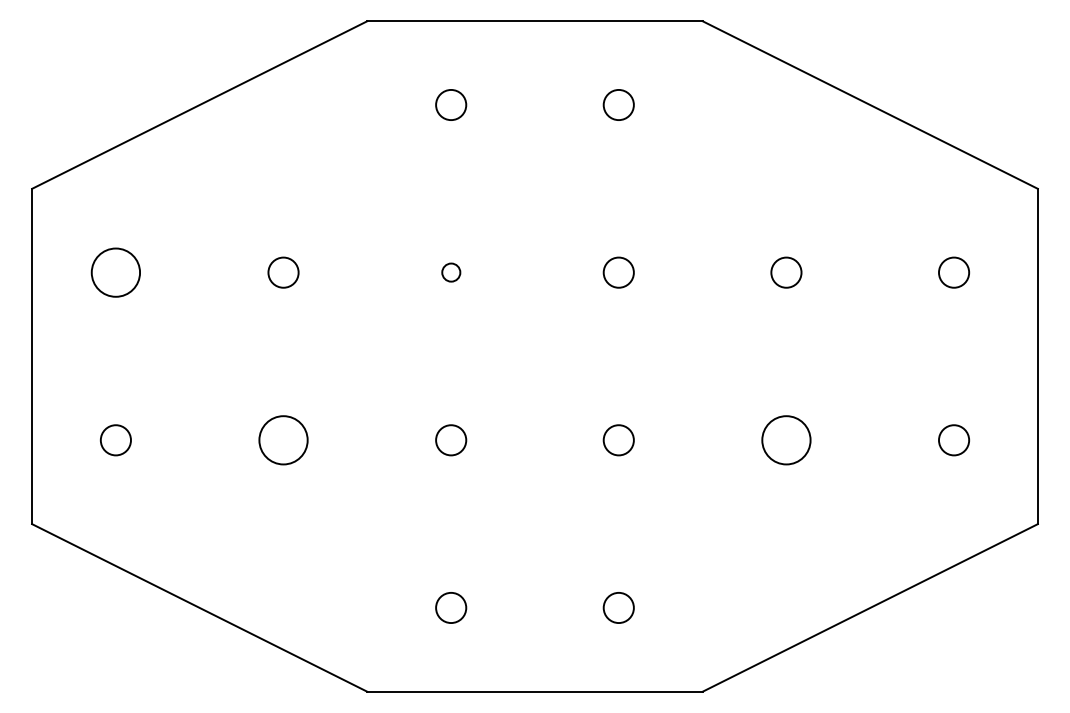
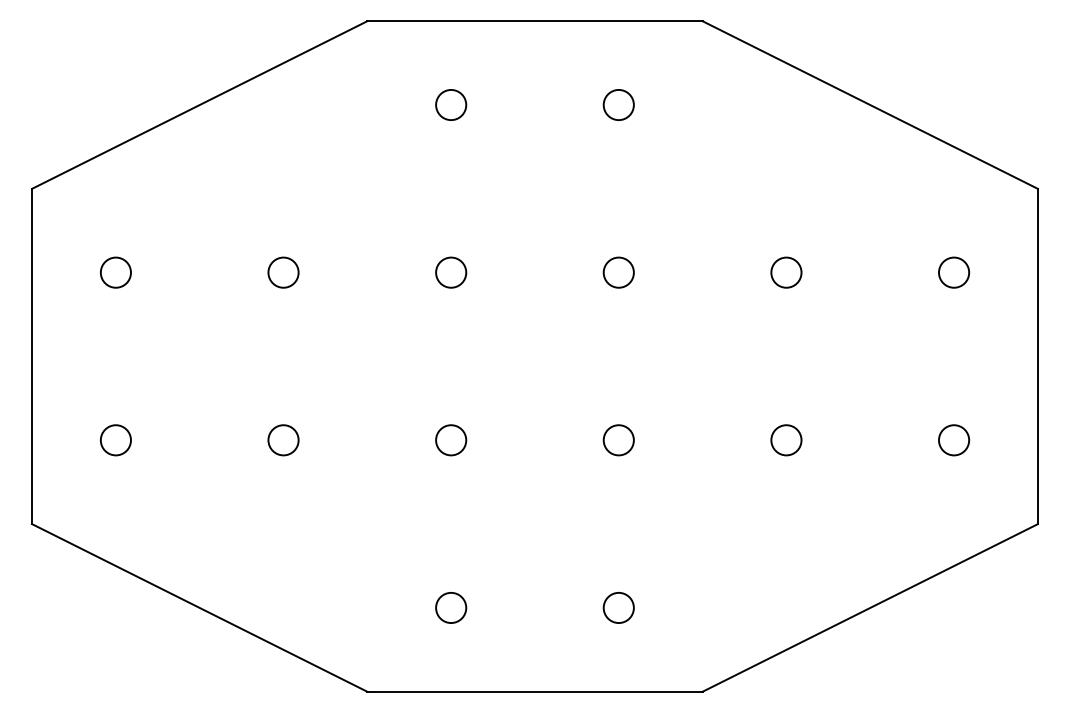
circle diameter: 48 px -> 30 px (115, 272)
circle size: 21x21 px -> 33x33 px (451, 272)
circle diameter: 48 px -> 30 px (283, 440)
circle diameter: 48 px -> 30 px (786, 440)
